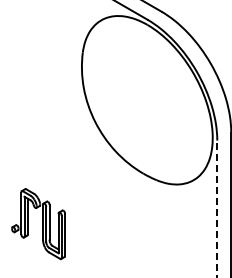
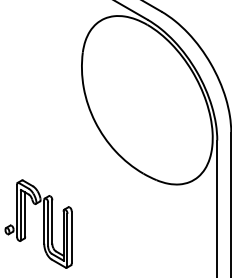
line: dashed -> solid (217, 208)
part size: 55x73 px -> 69x90 px (38, 223)
